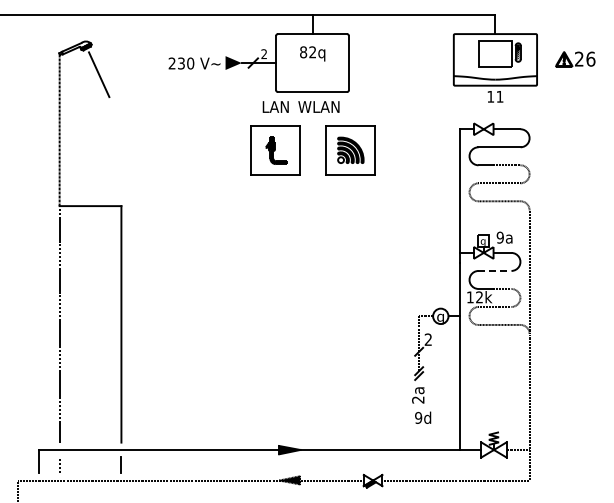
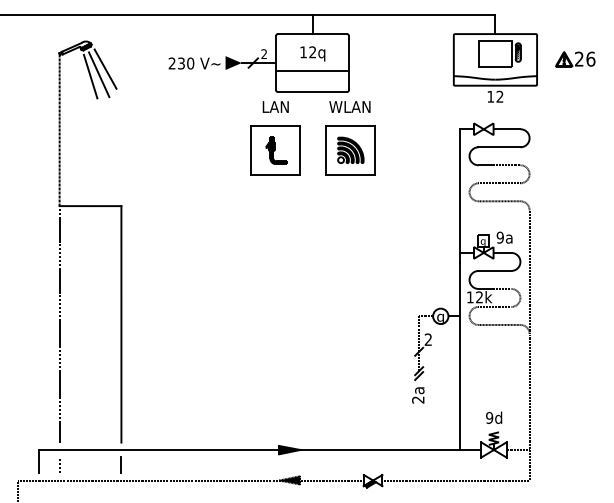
text: 82q -> 12q (303, 52)
line: none -> present (105, 68)
line: none -> present (312, 70)
line: none -> present (90, 76)
text: 11 -> 12 (499, 96)
text position: (318, 106) -> (349, 106) (349, 106)
line: dashed -> solid (494, 270)
text position: (423, 417) -> (494, 417) (494, 417)
